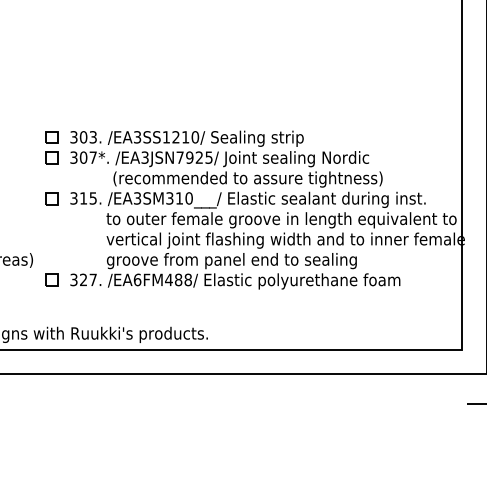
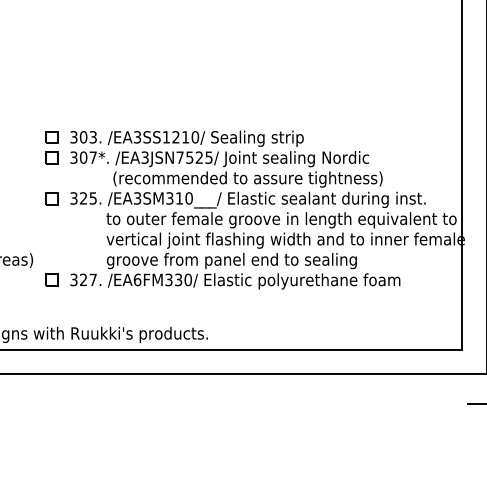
text: /EA3JSN7925/ -> /EA3JSN7525/ (189, 157)
text: 315. -> 325. (83, 198)
text: /EA6FM488/ -> /EA6FM330/ (178, 279)
